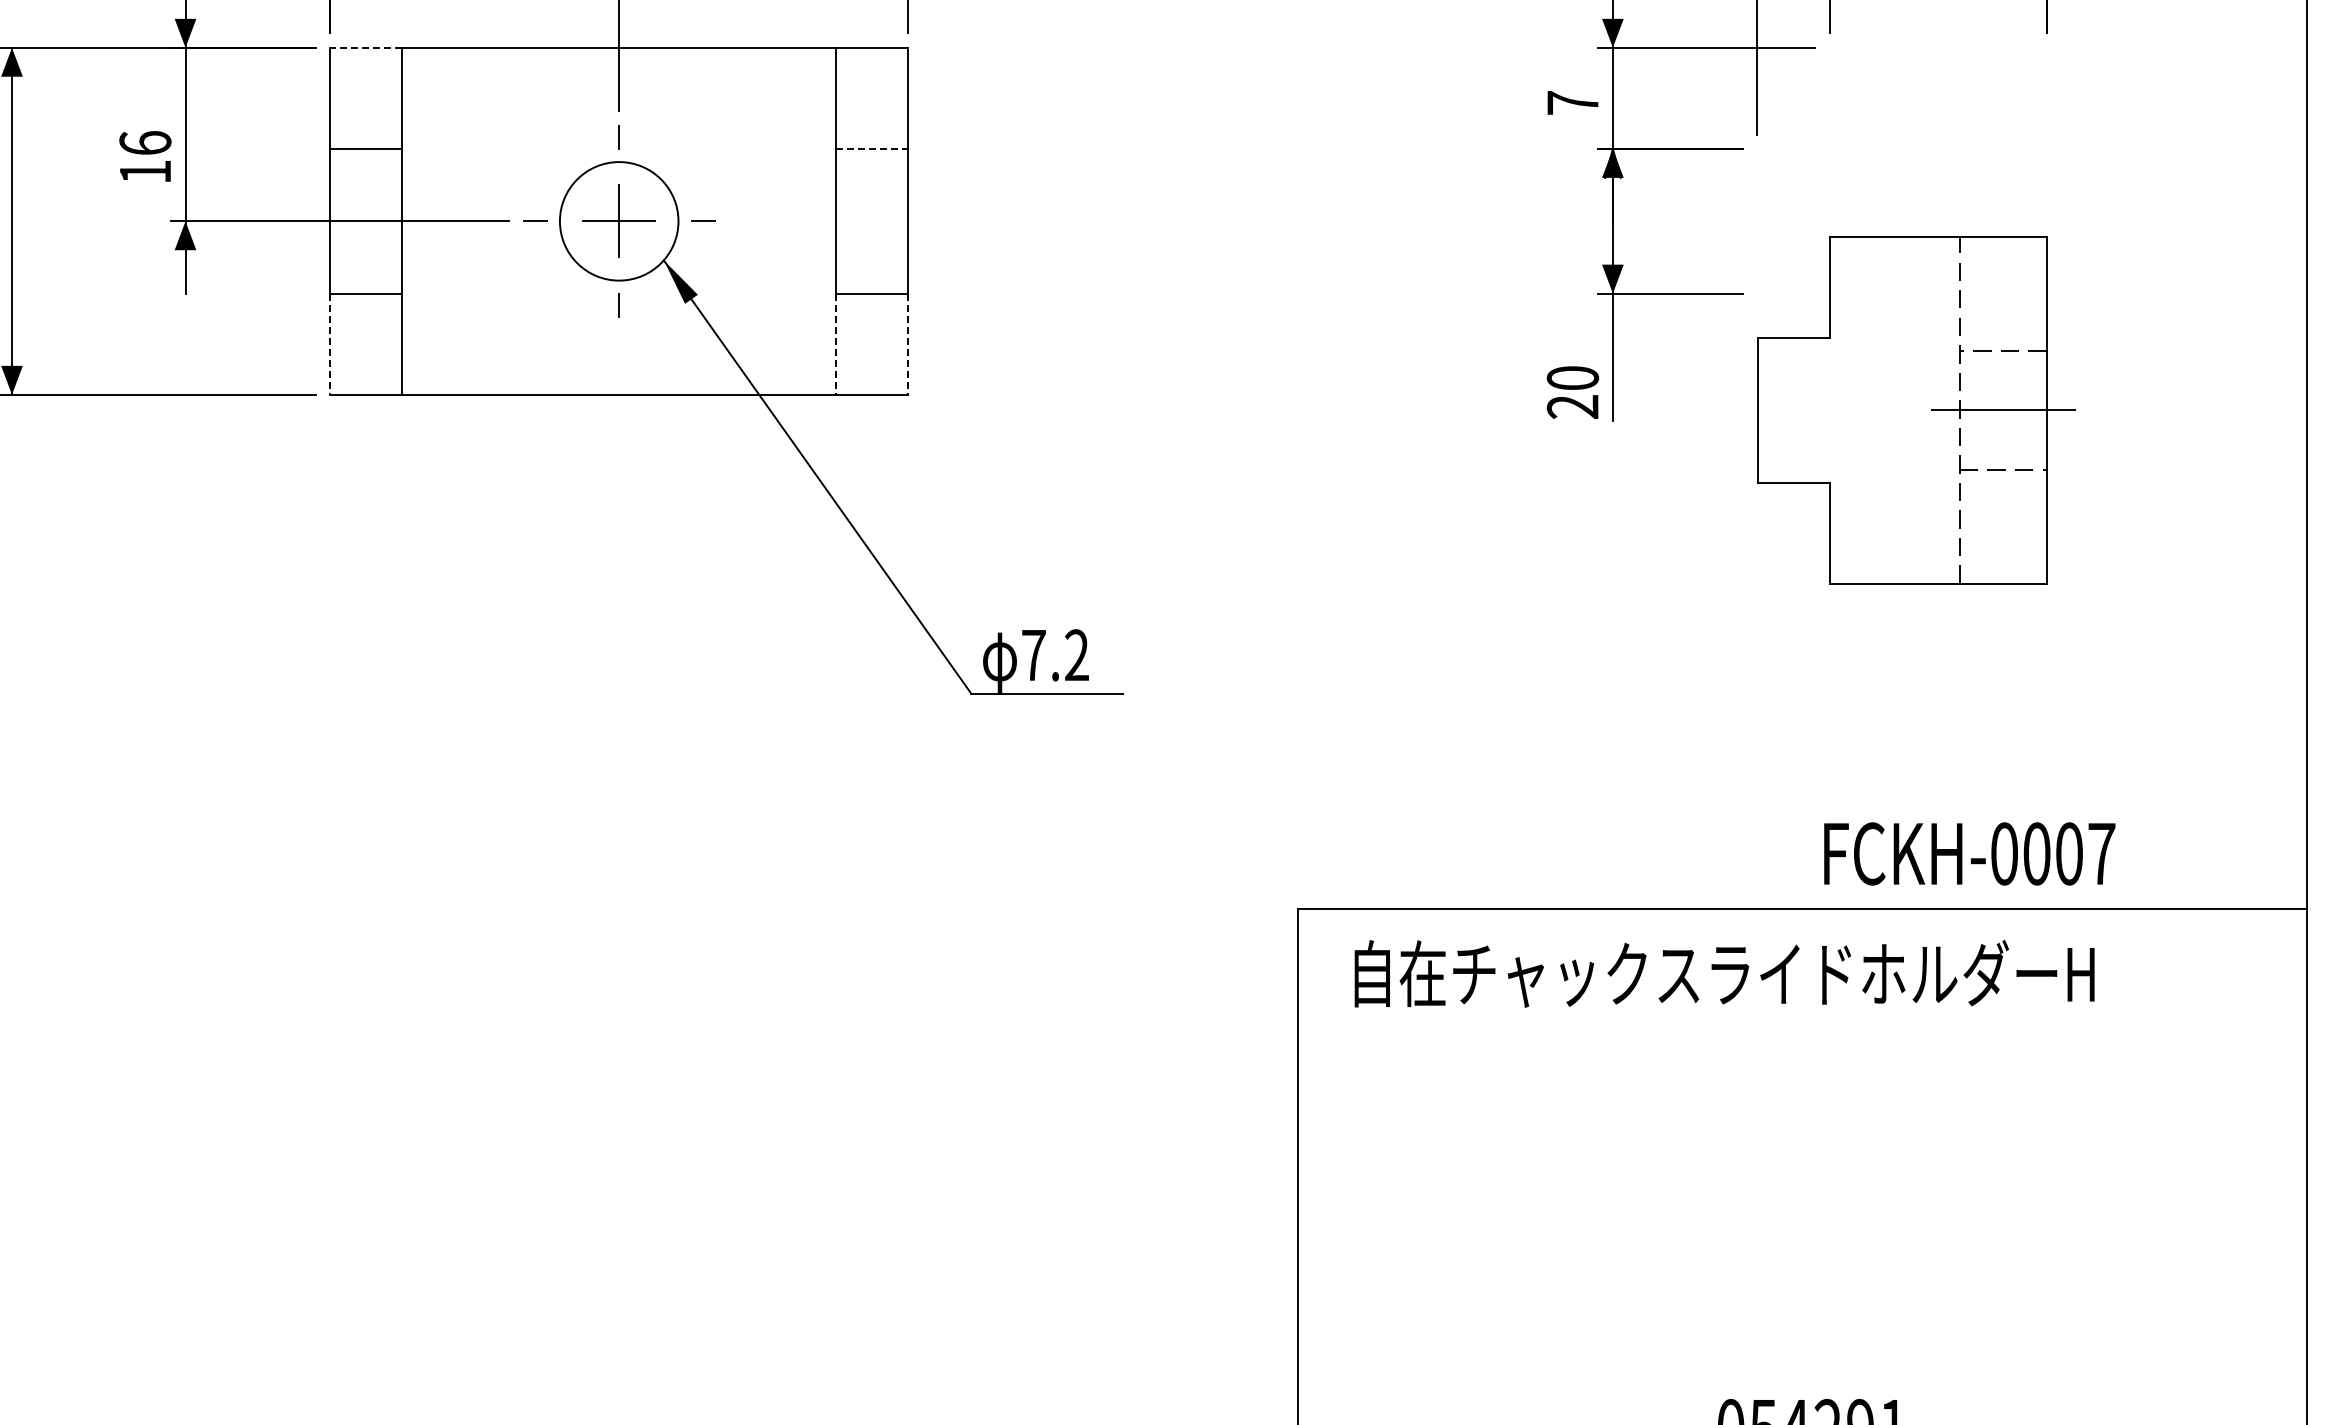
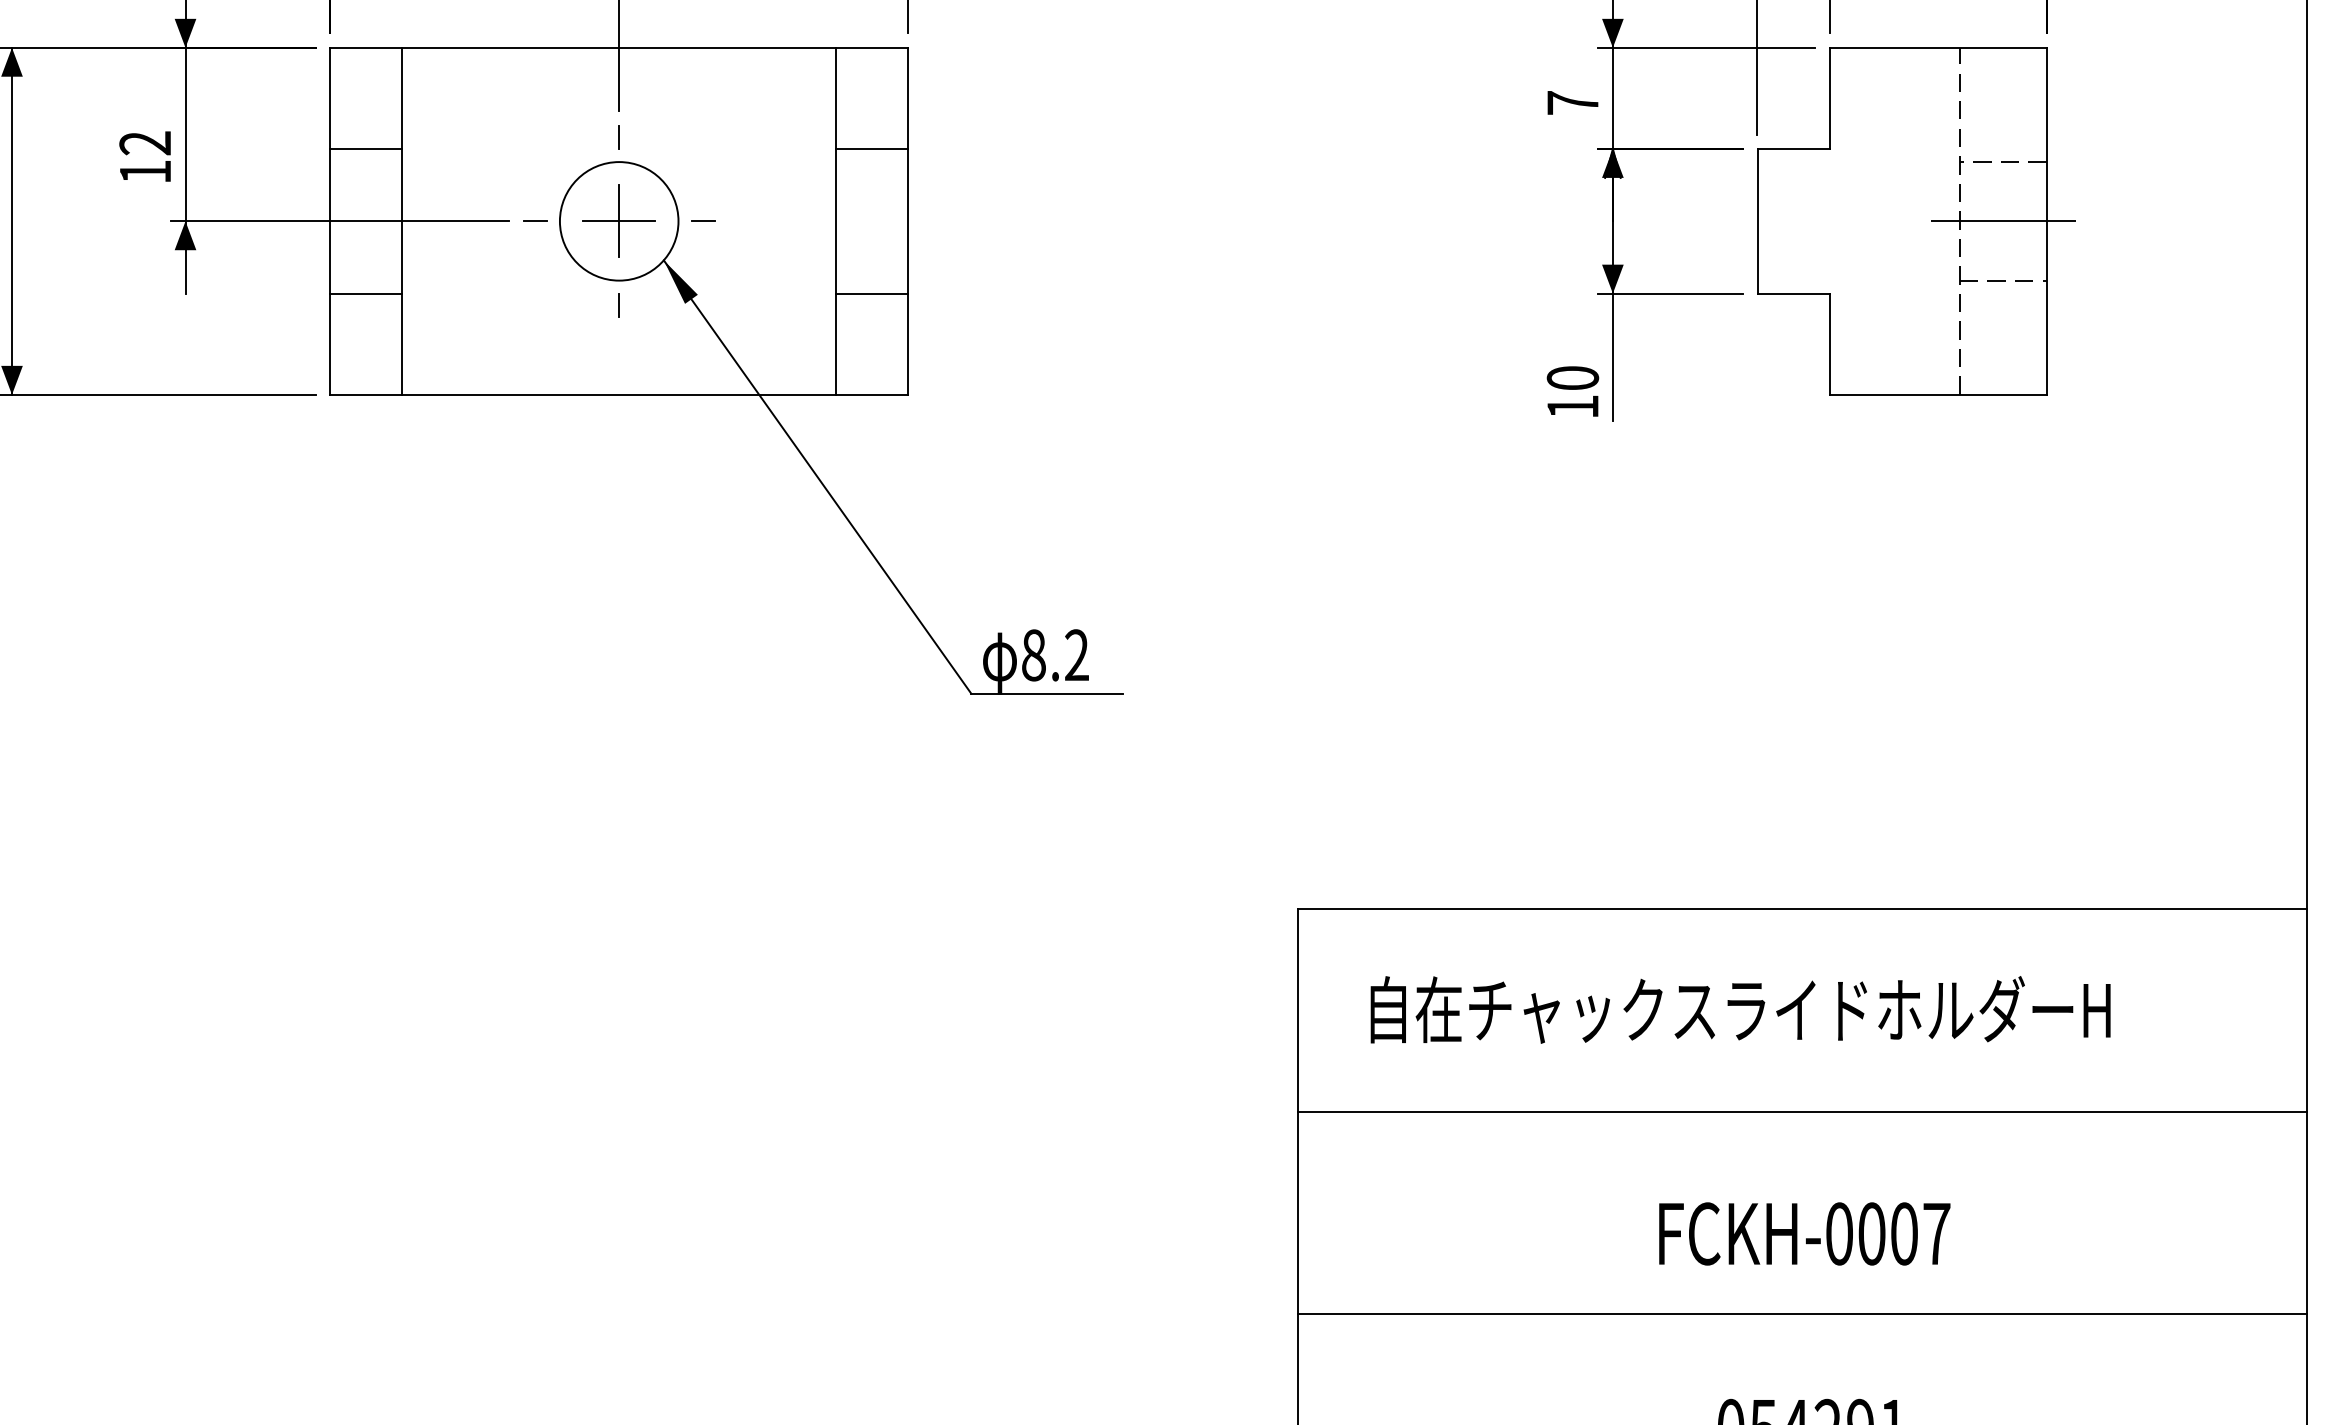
line: dashed -> solid (365, 47)
text: 16 -> 12 (145, 143)
line: dashed -> solid (872, 149)
line: dashed -> solid (330, 344)
line: dashed -> solid (836, 344)
line: dashed -> solid (908, 344)
text: 20 -> 10 (1572, 406)
part position: (1916, 410) -> (1916, 221) (1916, 221)
text: 7.2 -> 8.2 (1033, 655)
text position: (1969, 853) -> (1804, 1233) (1804, 1233)
text position: (1724, 973) -> (1740, 1009) (1740, 1009)
line: none -> present (1801, 1111)
line: none -> present (1801, 1314)
